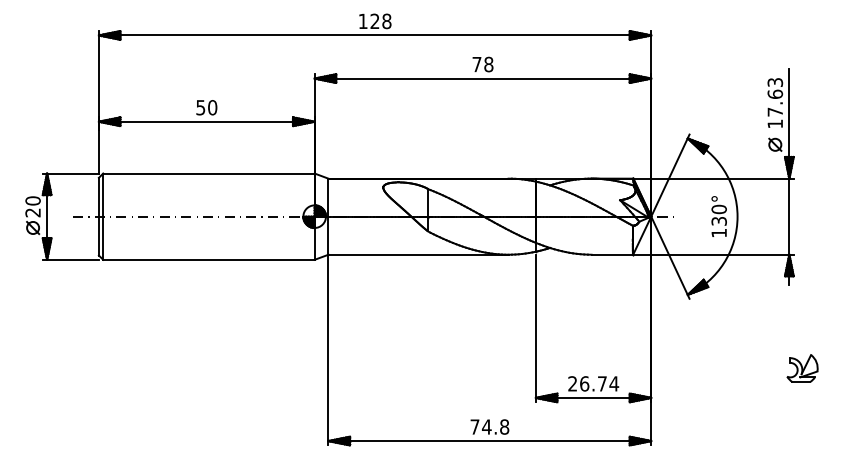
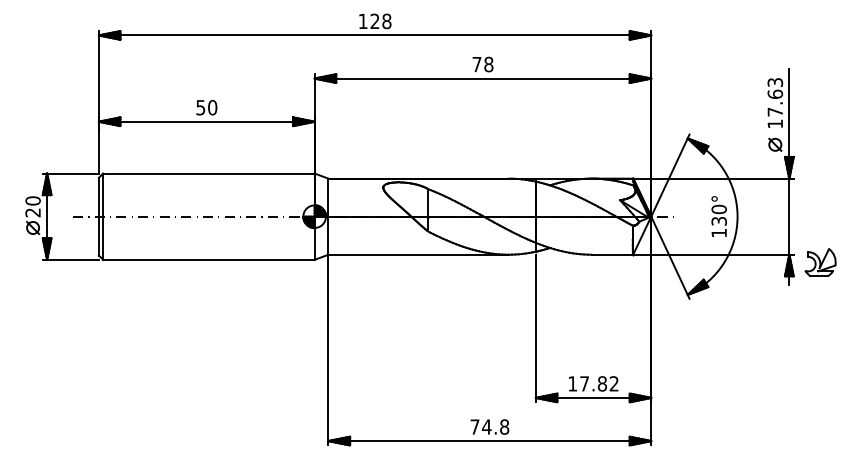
part position: (802, 368) -> (820, 262) (820, 262)
text: 26.74 -> 17.82 (593, 383)
